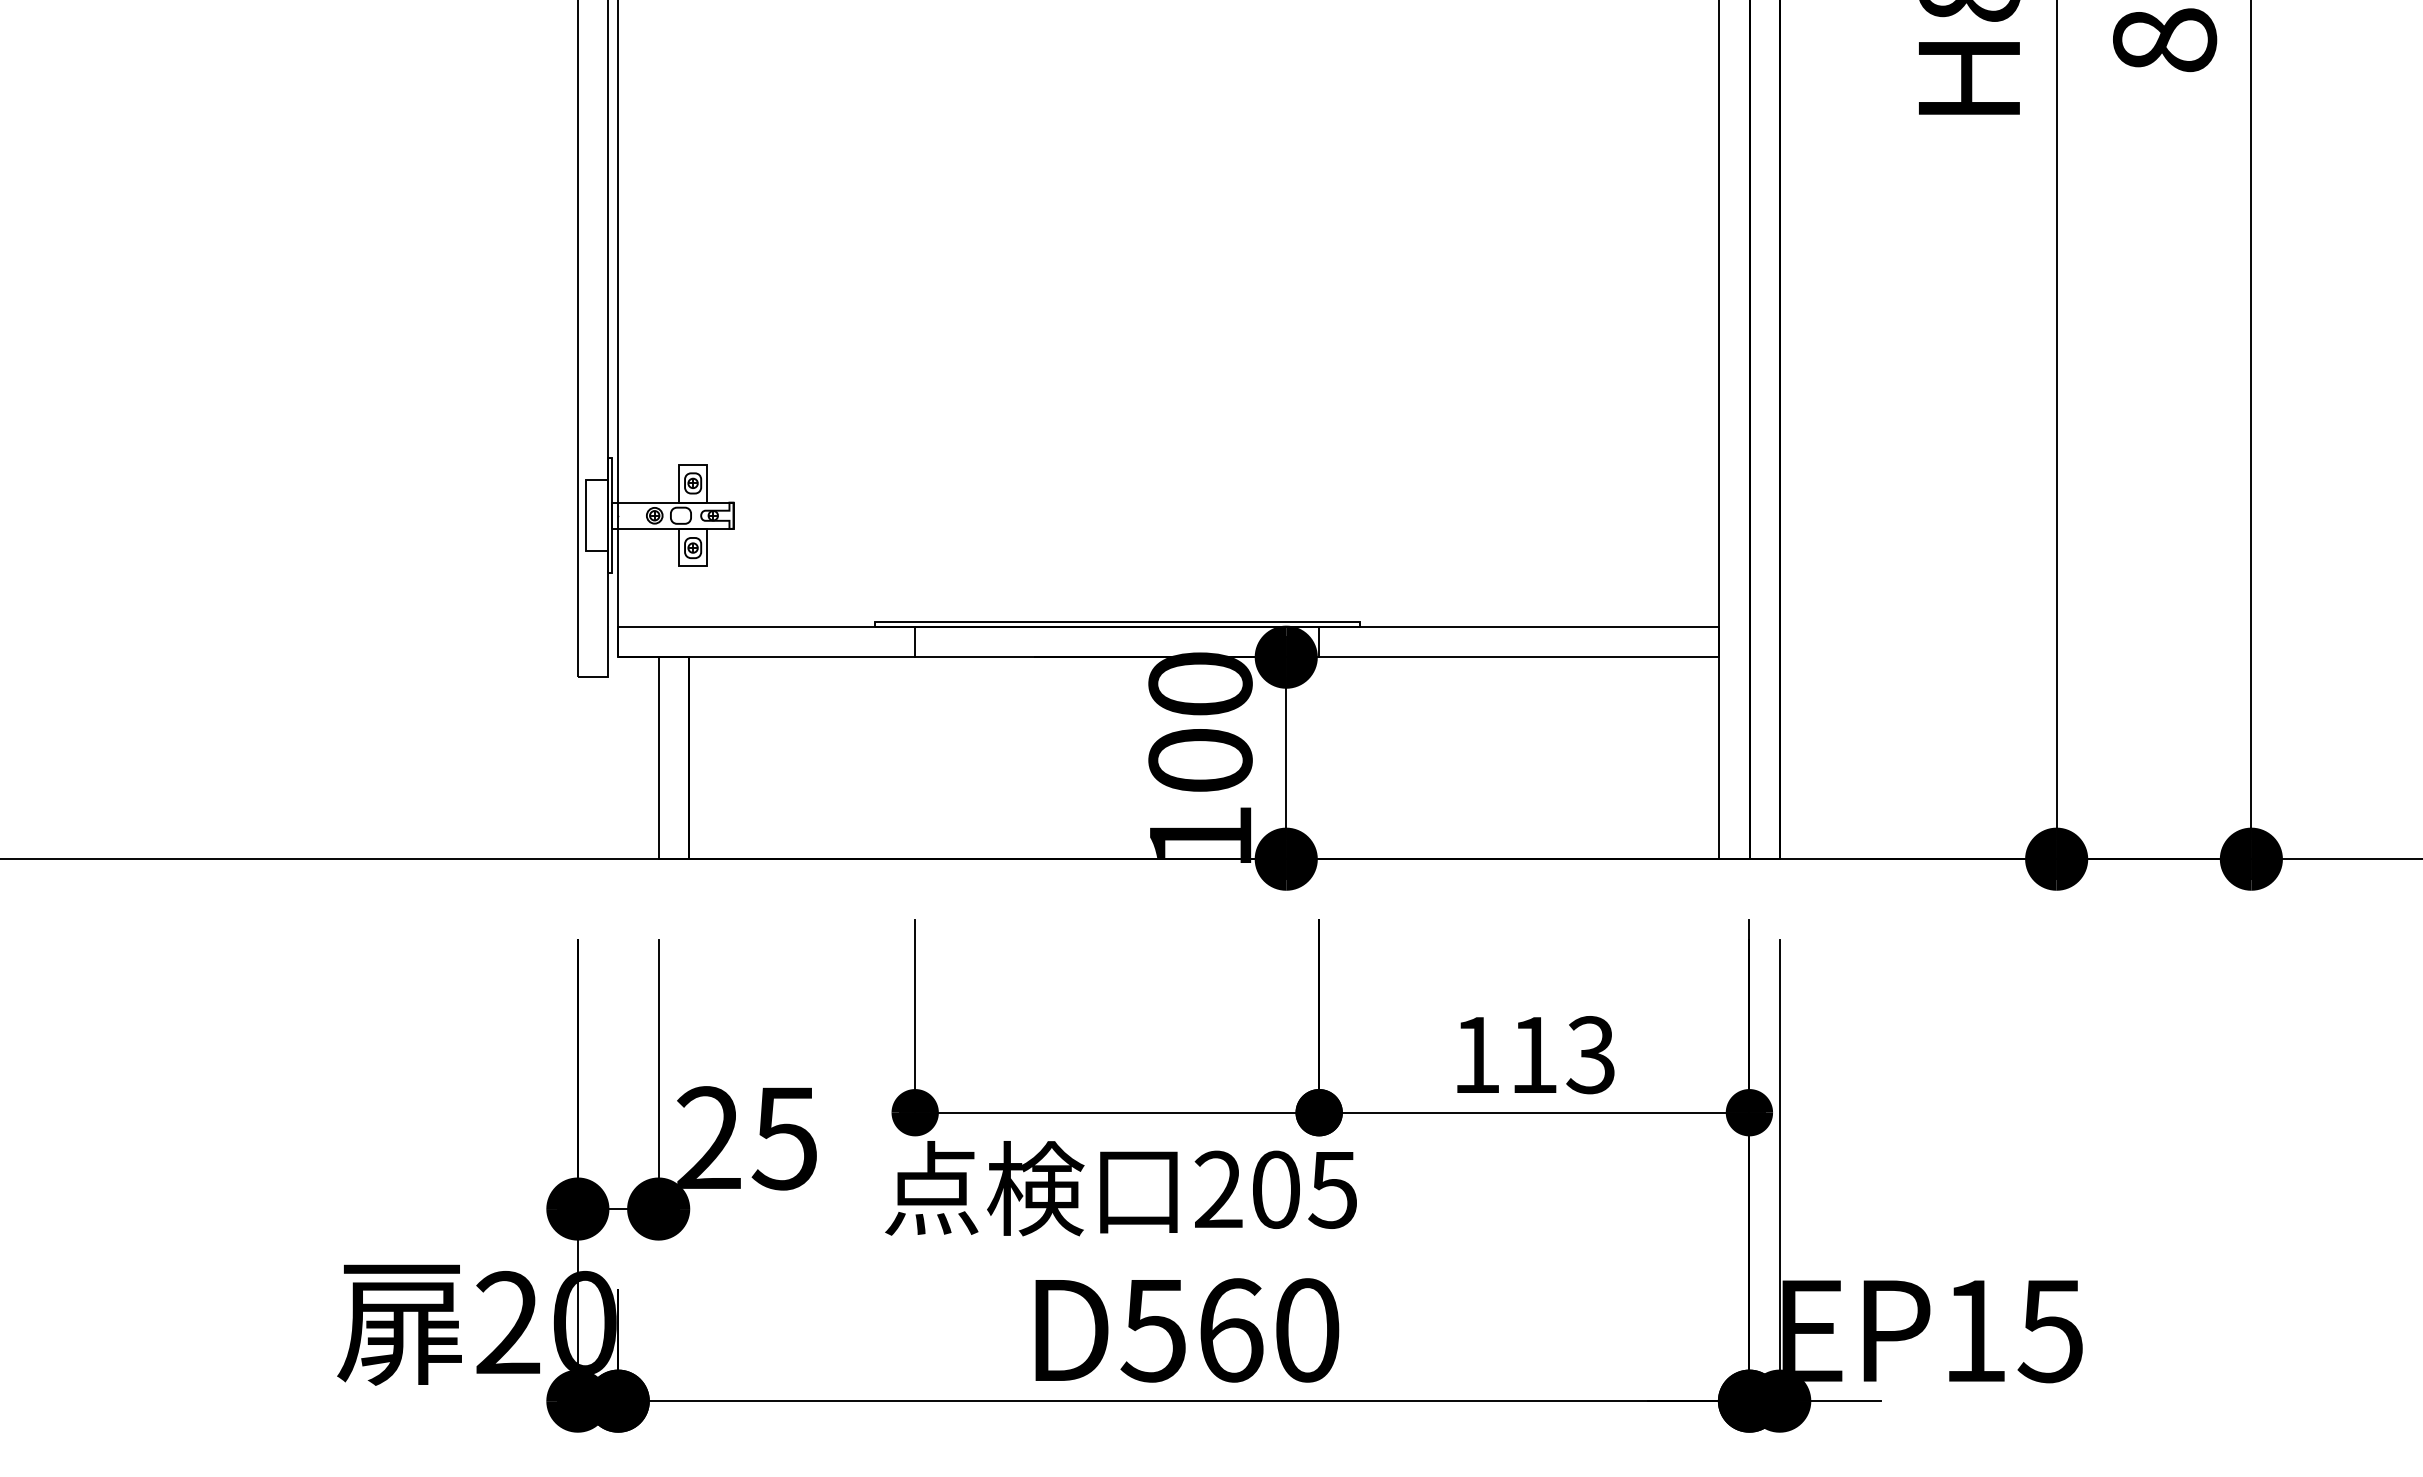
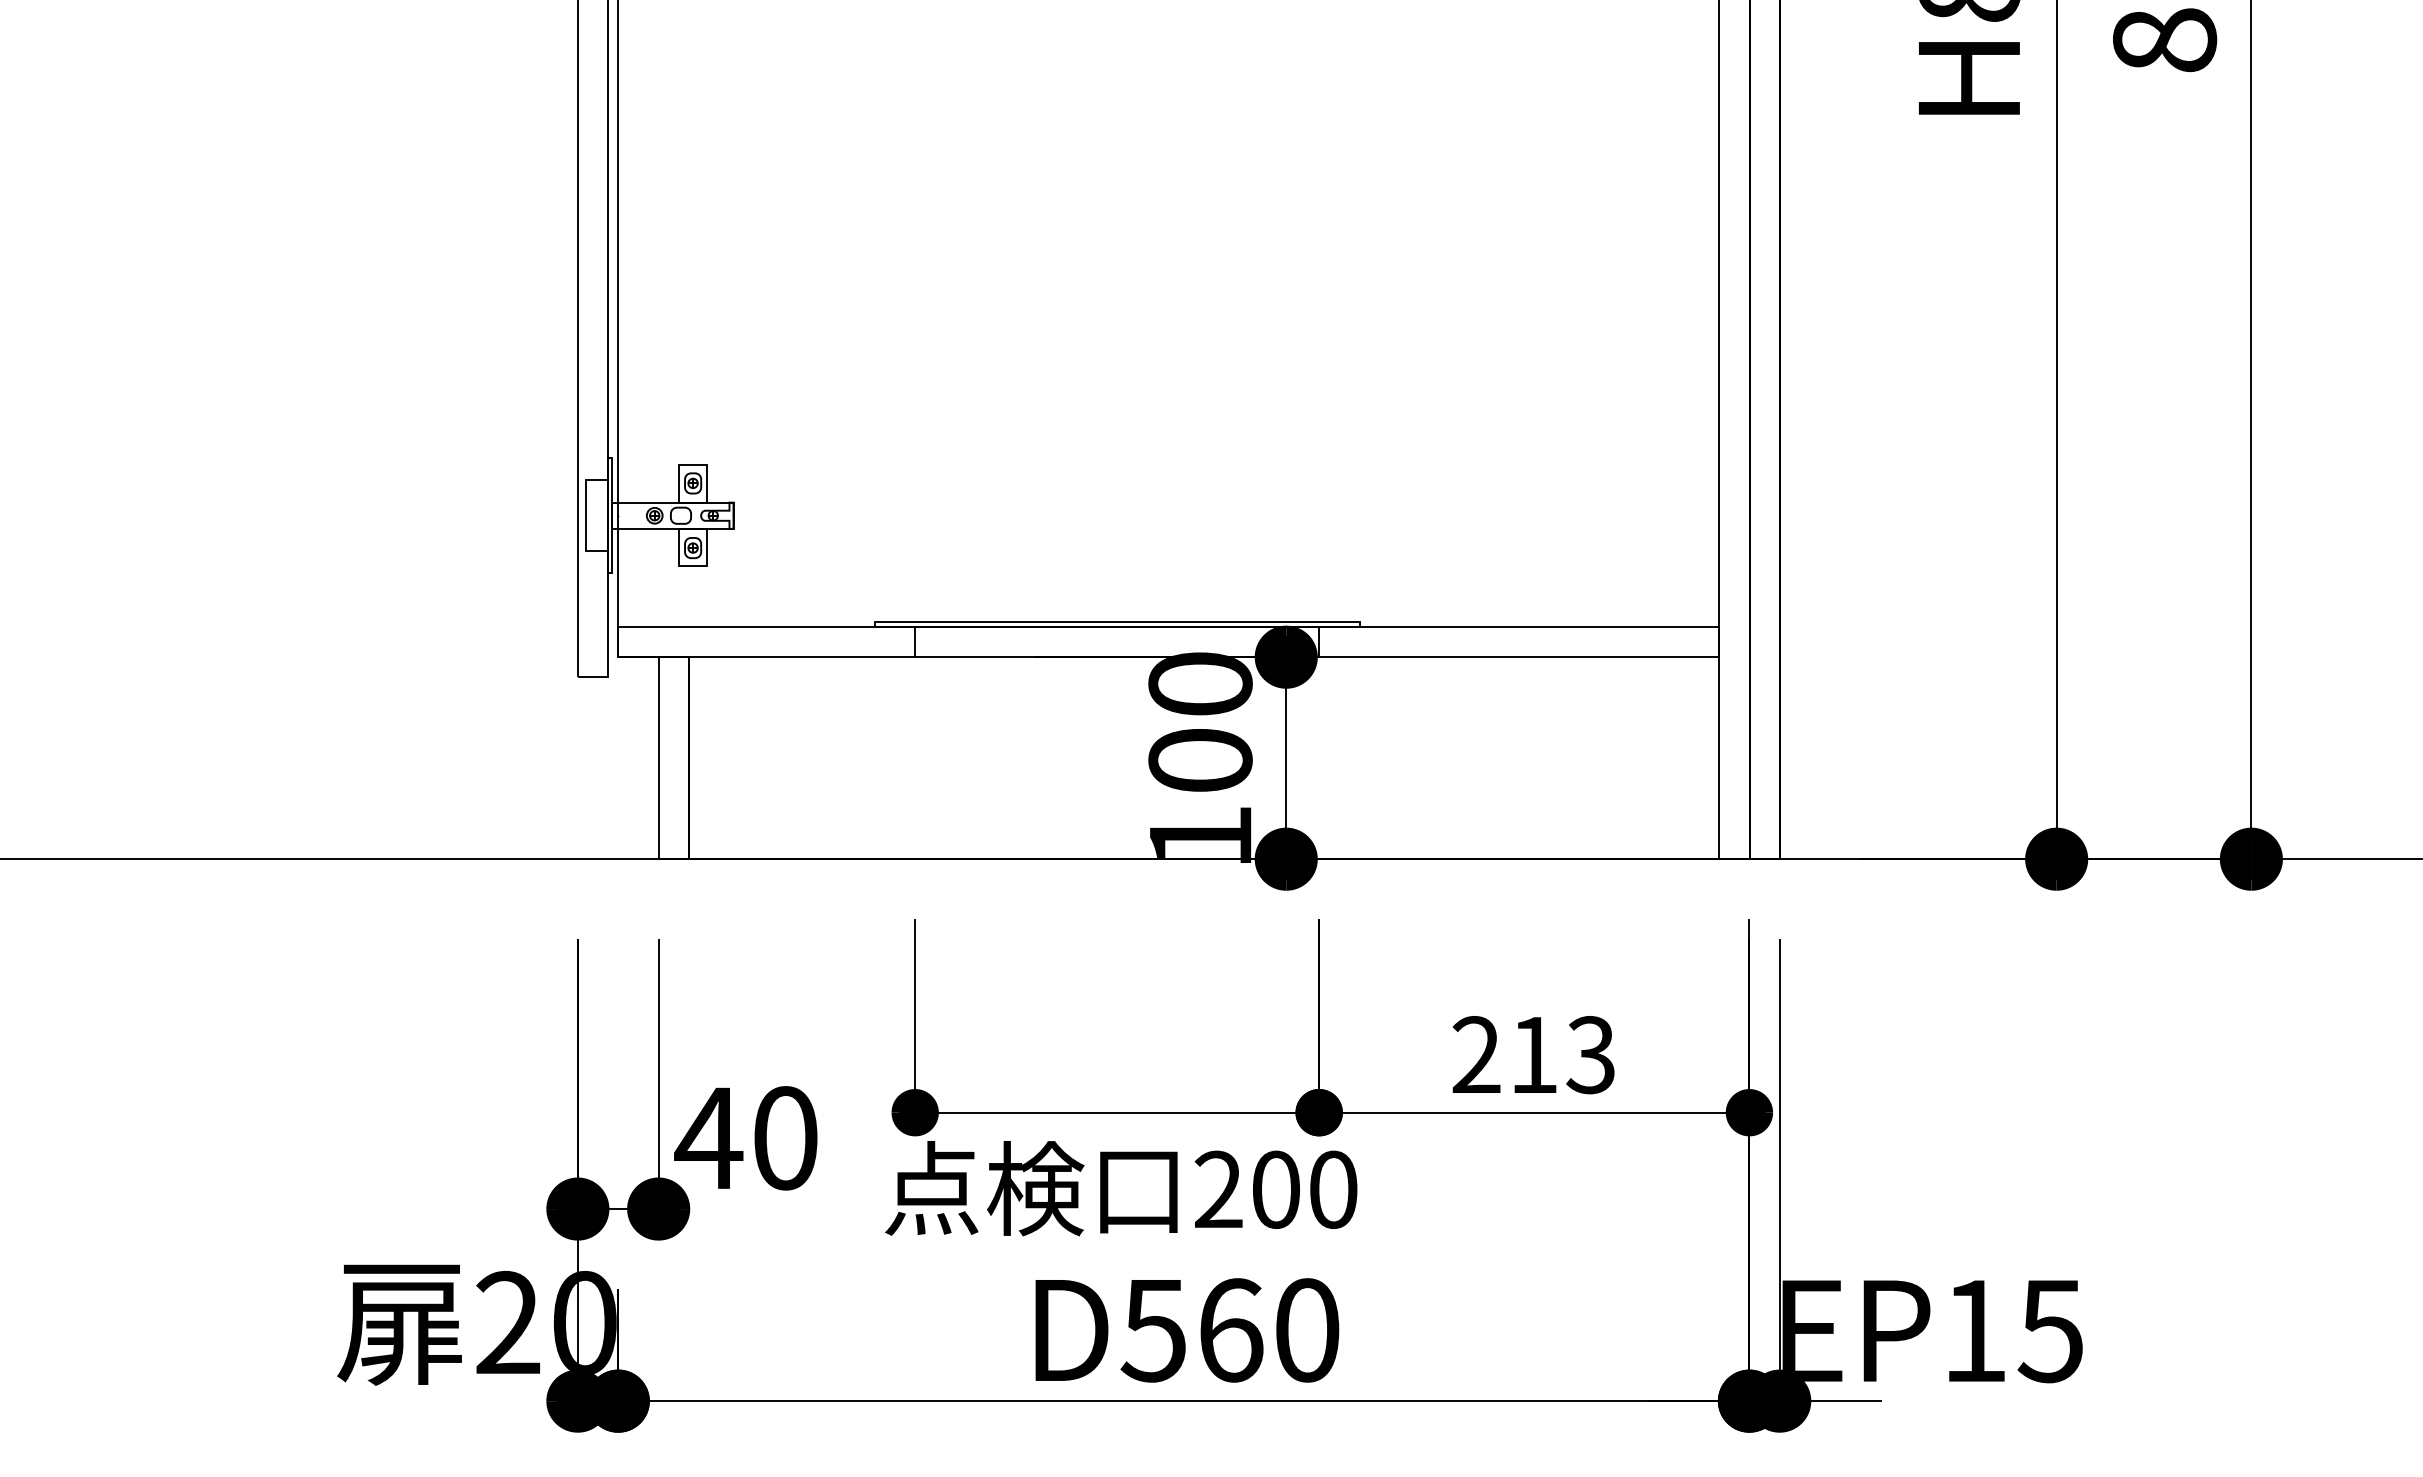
text: 113 -> 213 (1476, 1054)
text: 25 -> 40 (745, 1138)
text: 205 -> 200 (1332, 1189)
